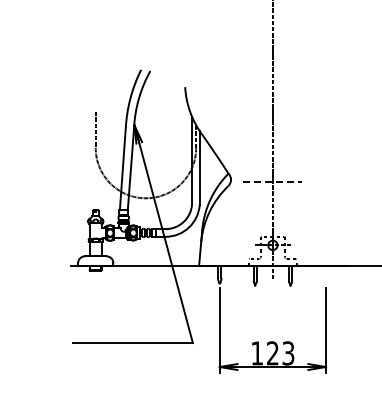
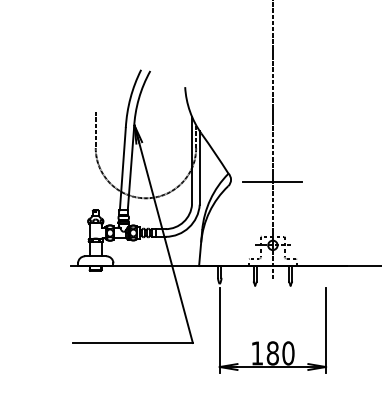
line: dashed -> solid (272, 181)
text: 123 -> 180 (280, 353)
